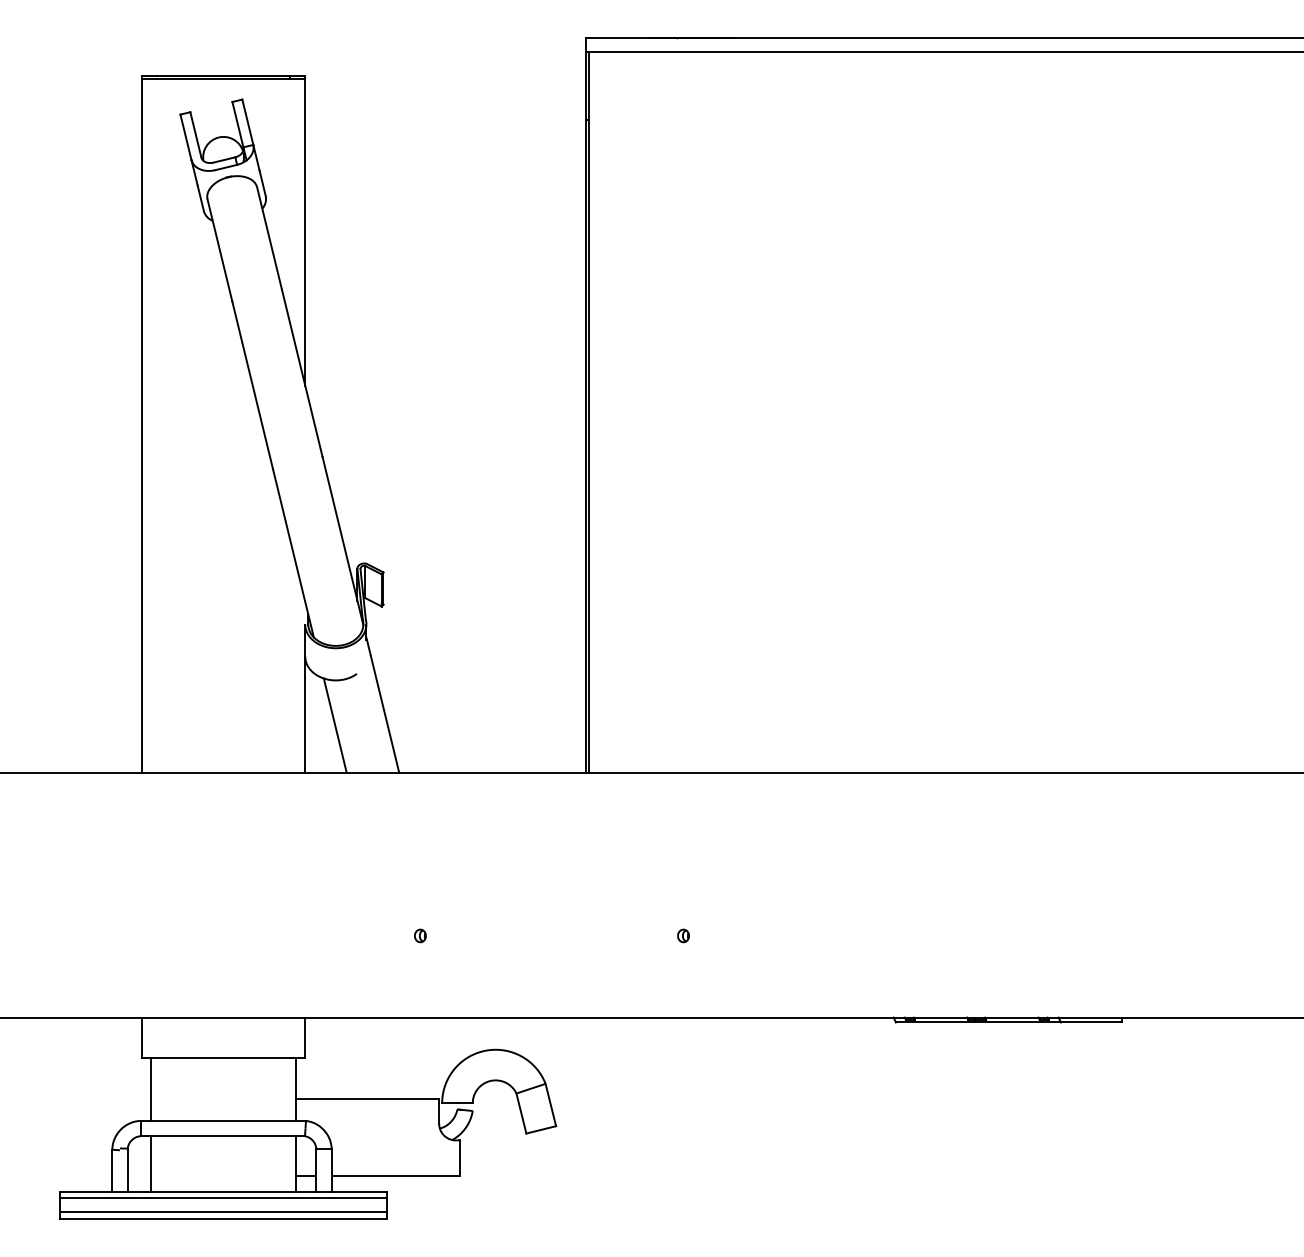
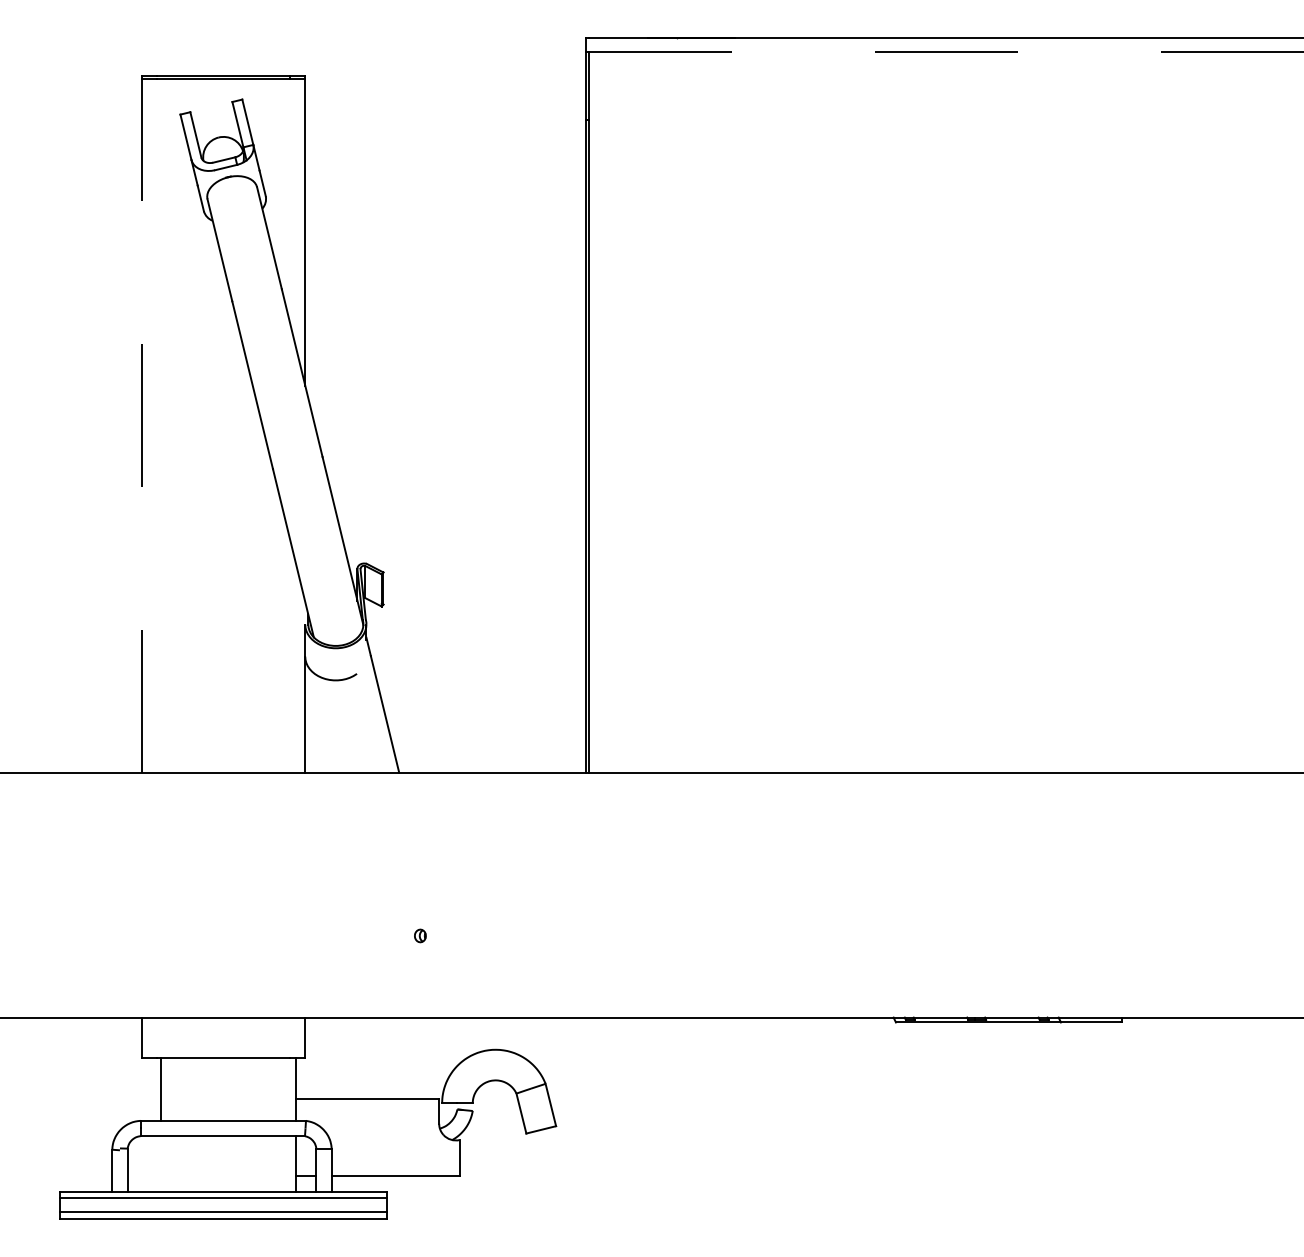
line: solid -> dashed (947, 52)
line: solid -> dashed (141, 425)
line: present -> none (334, 725)
part: present -> none (683, 935)
line position: (150, 1089) -> (160, 1089) (160, 1089)
line: present -> none (150, 1163)
